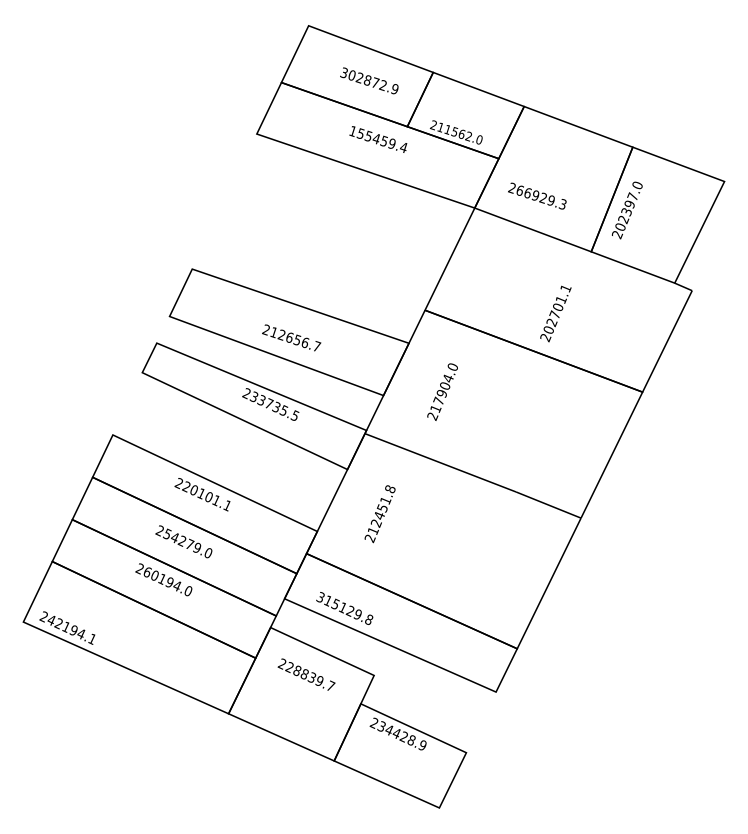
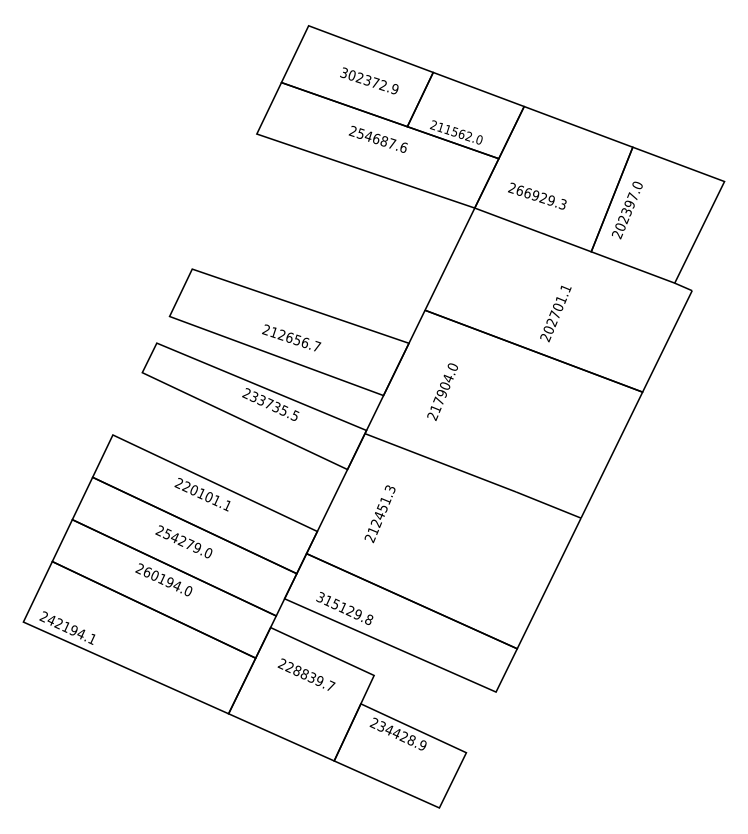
text: 302872.9 -> 302372.9 (367, 80)
text: 155459.4 -> 254687.6 (377, 138)
text: 212451.8 -> 212451.3 (389, 489)
